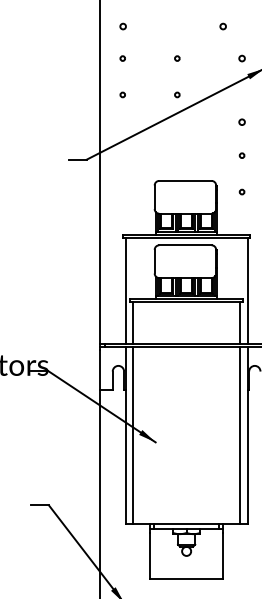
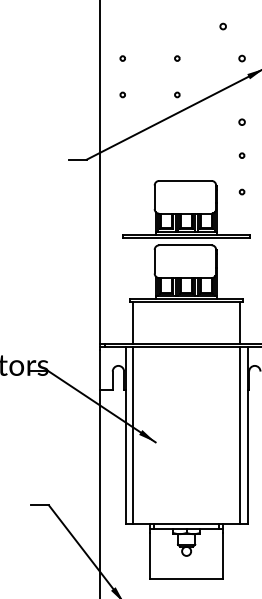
circle: present -> none (122, 26)
line: present -> none (125, 290)
line: present -> none (247, 290)
